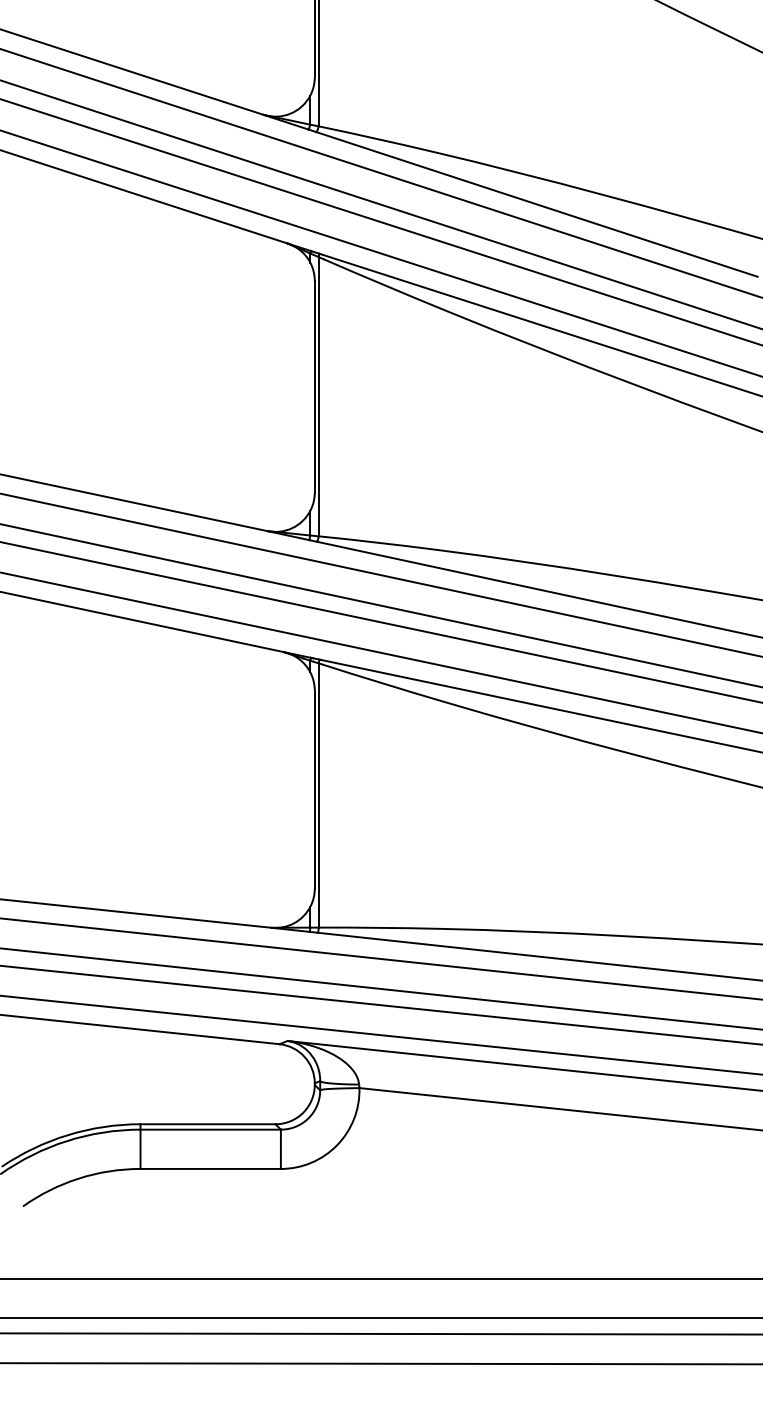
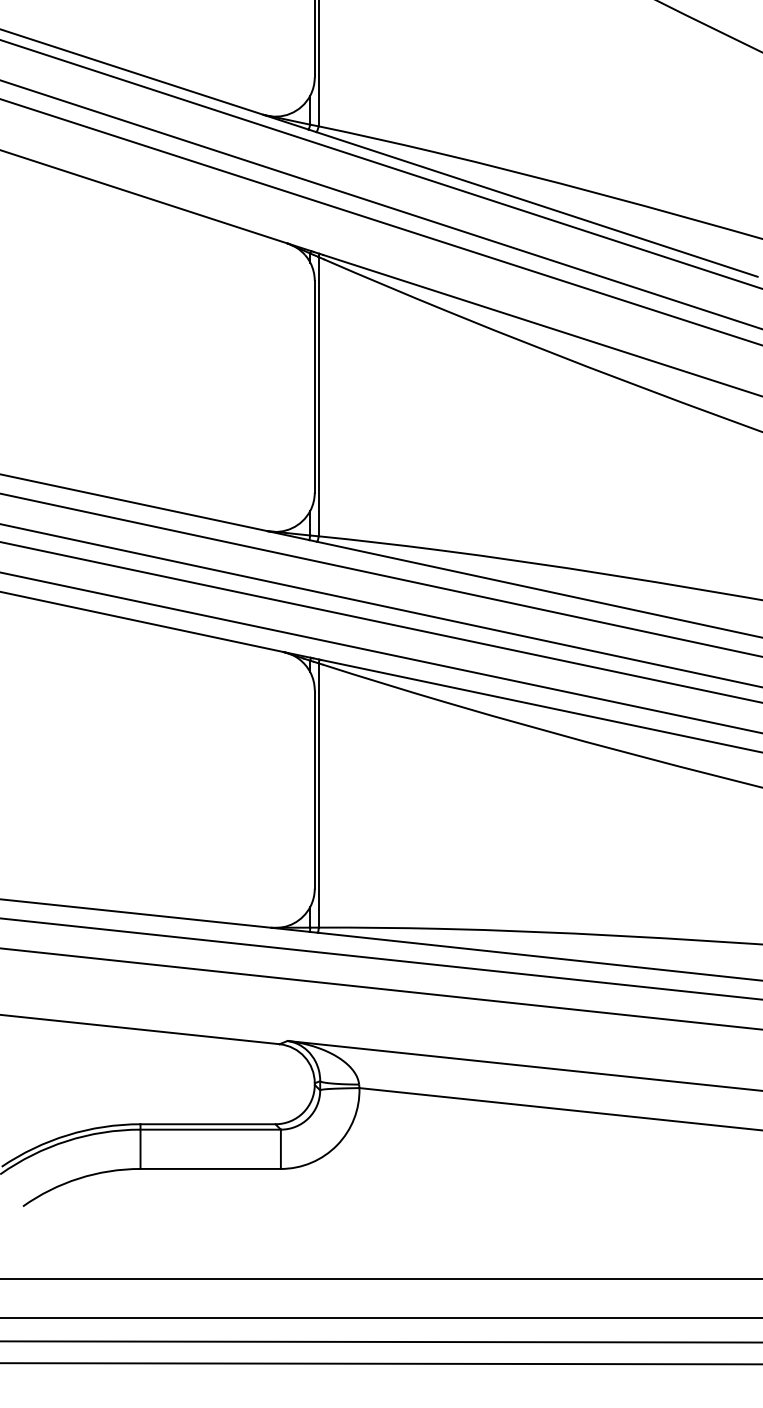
line position: (380, 172) -> (380, 163) (380, 163)
line: present -> none (380, 253)
line: present -> none (380, 1004)
line: present -> none (380, 1034)
line position: (380, 1333) -> (380, 1341) (380, 1341)
